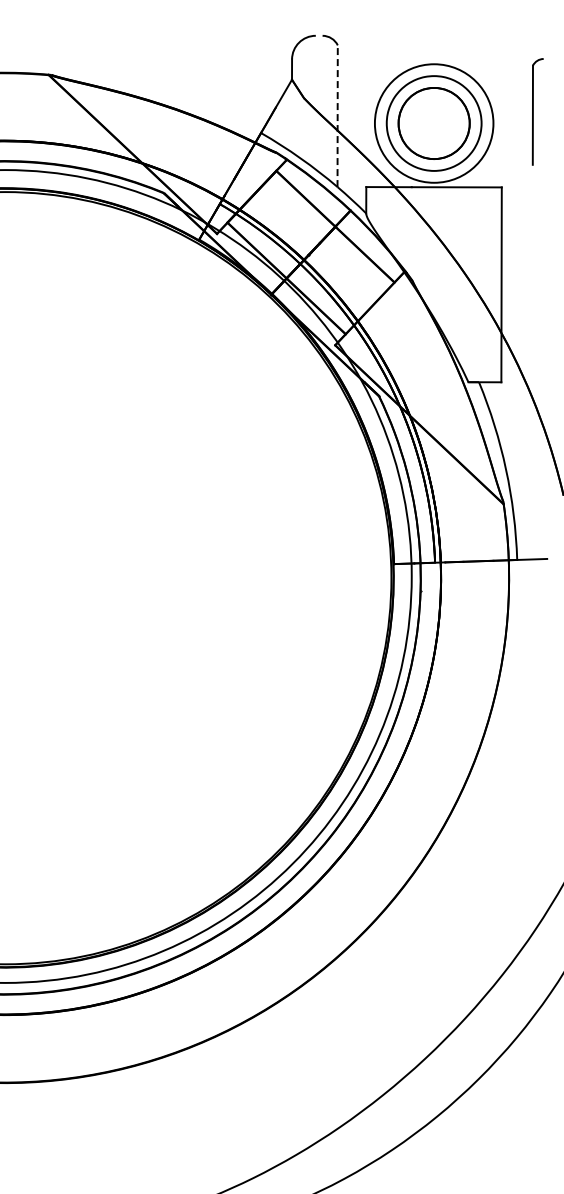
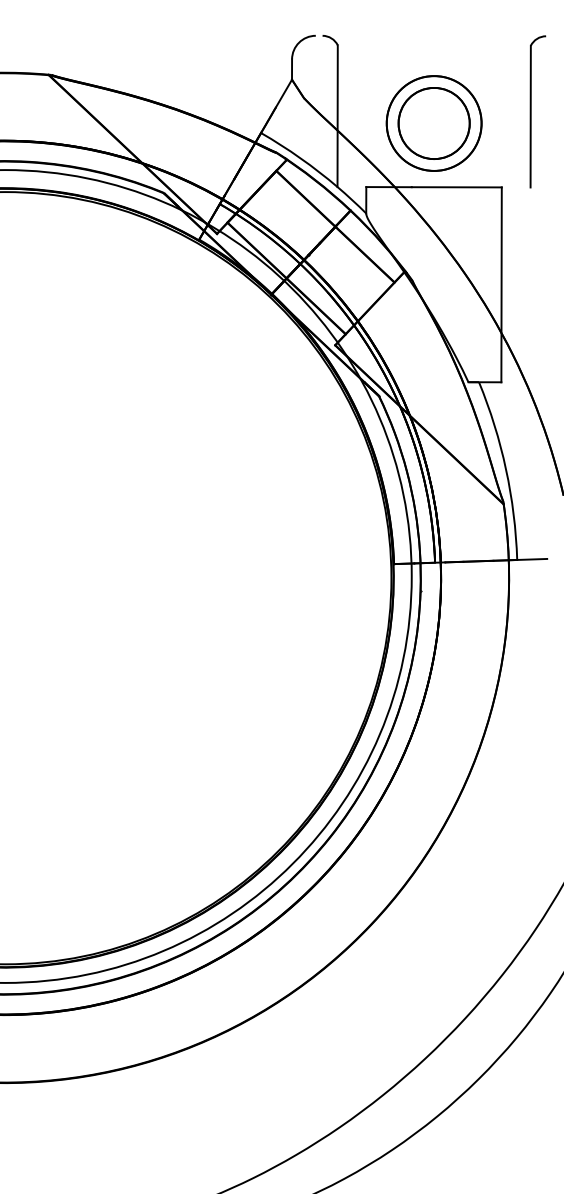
part size: 13x108 px -> 18x154 px (537, 111)
line: dashed -> solid (337, 116)
circle diameter: 119 px -> 95 px (433, 123)
